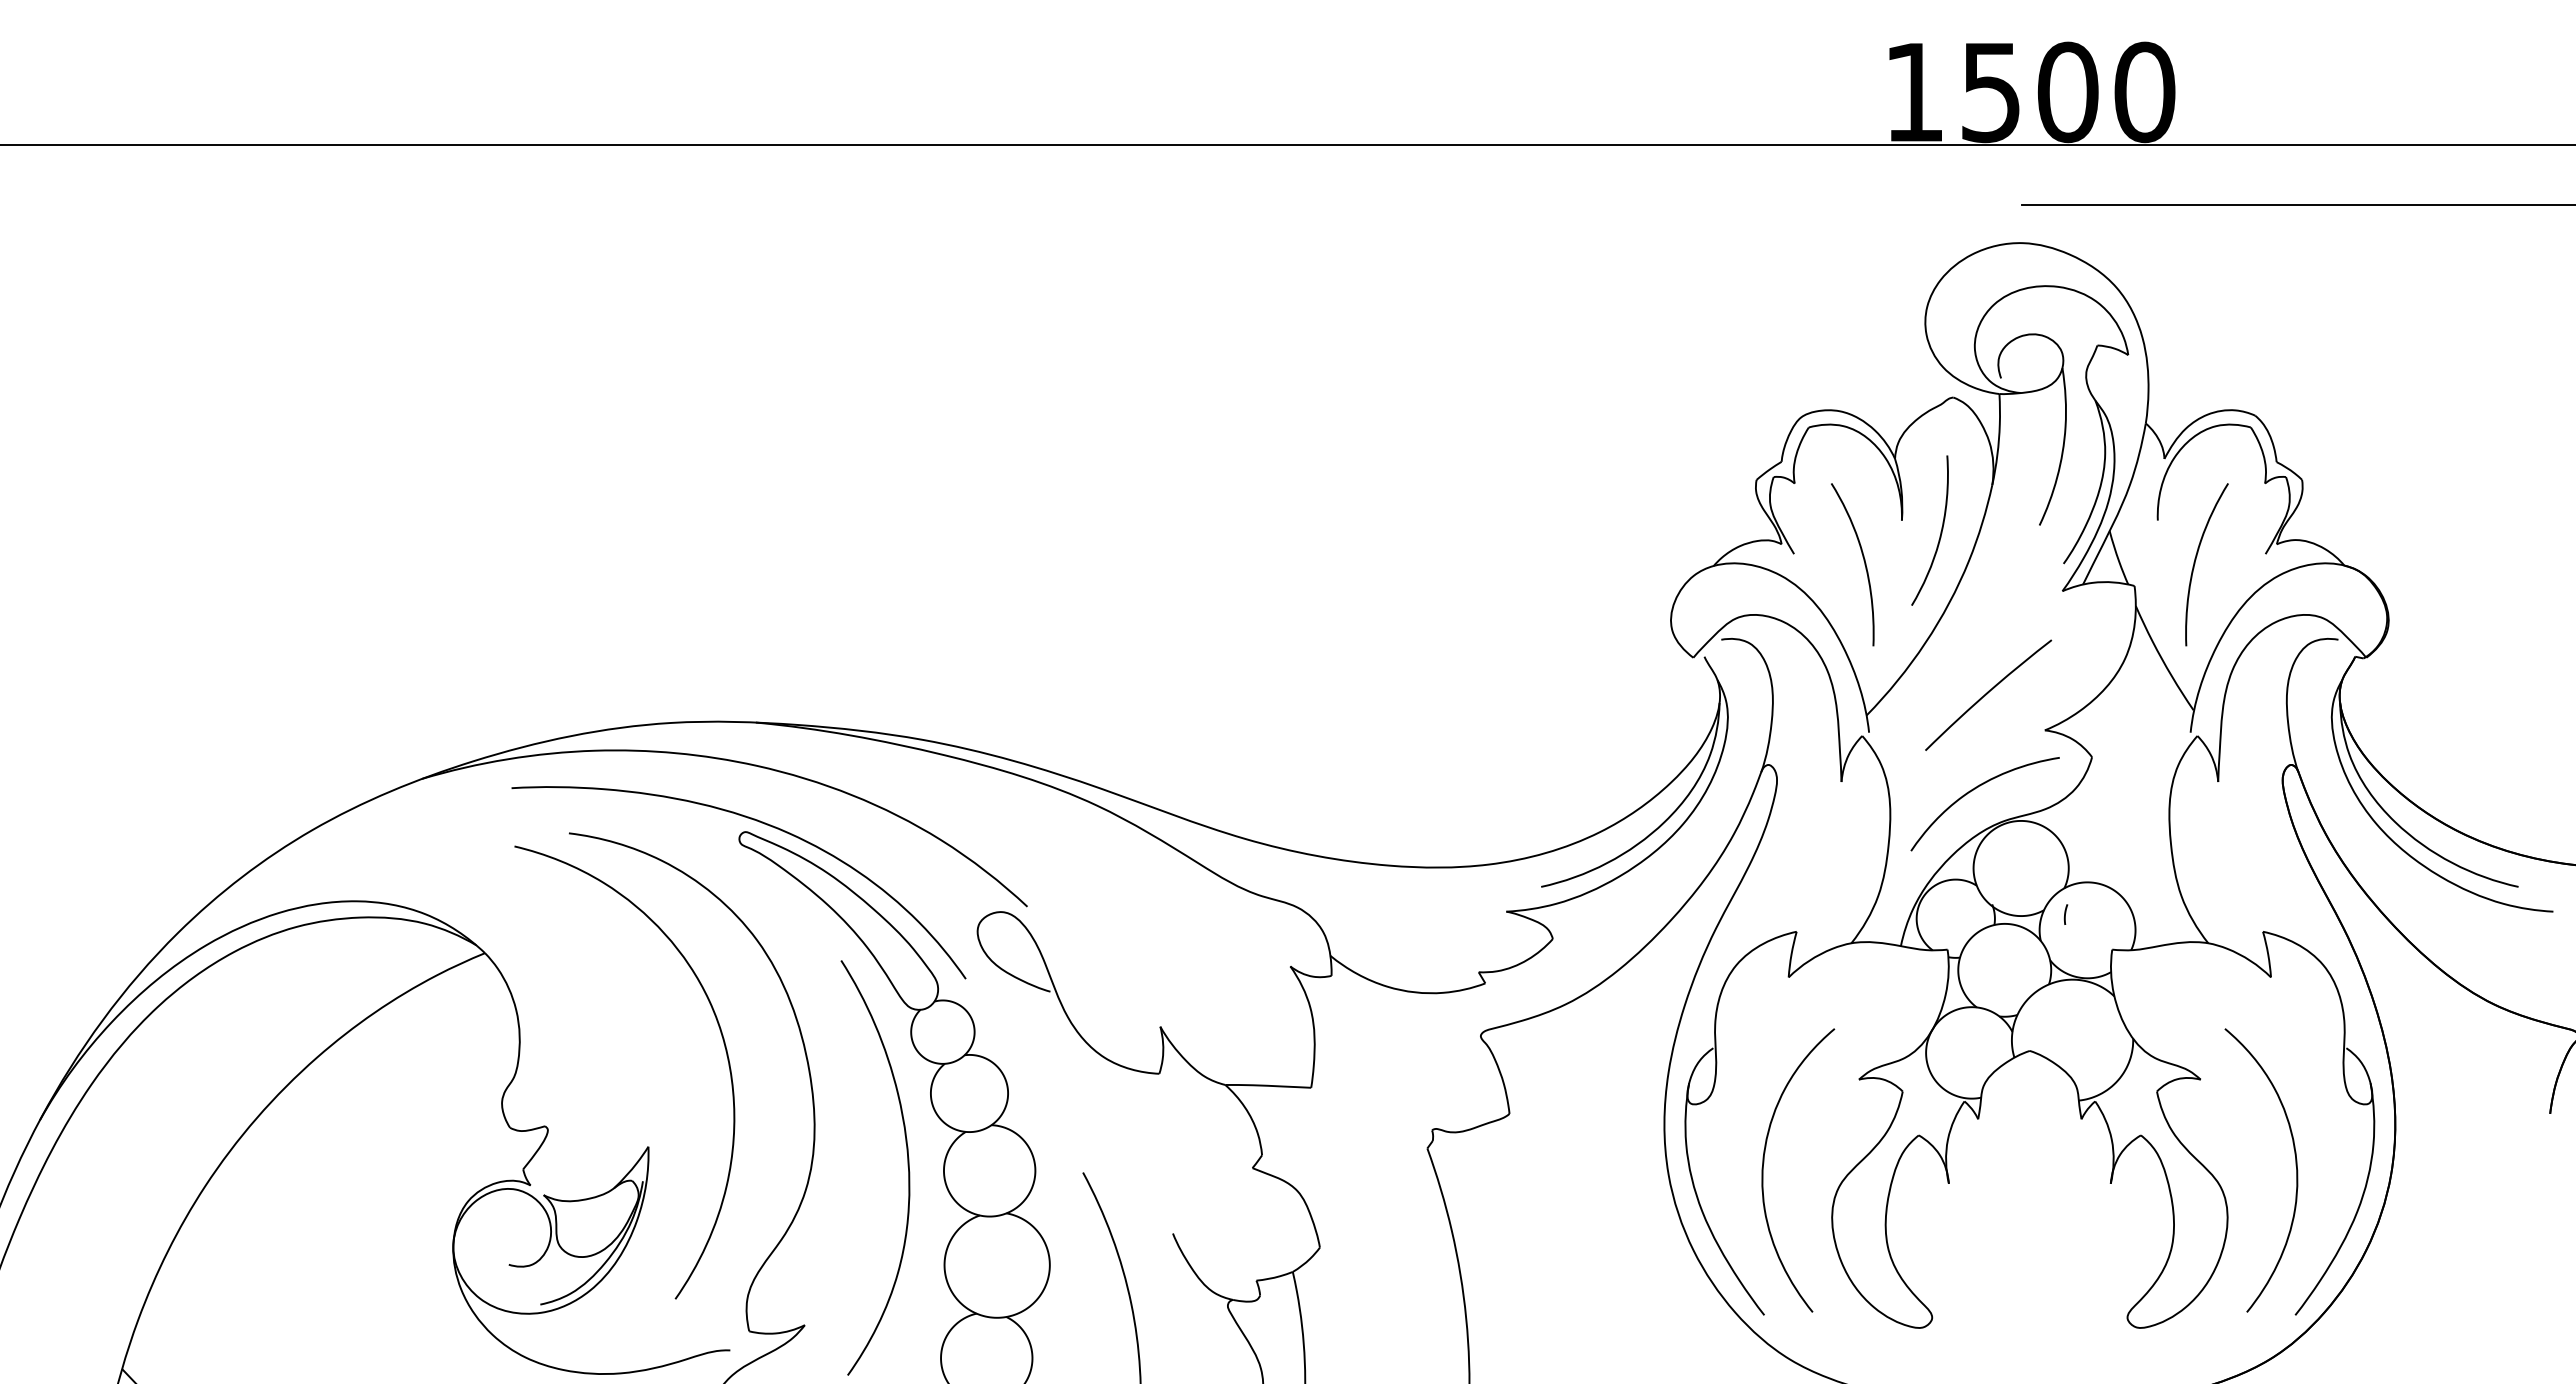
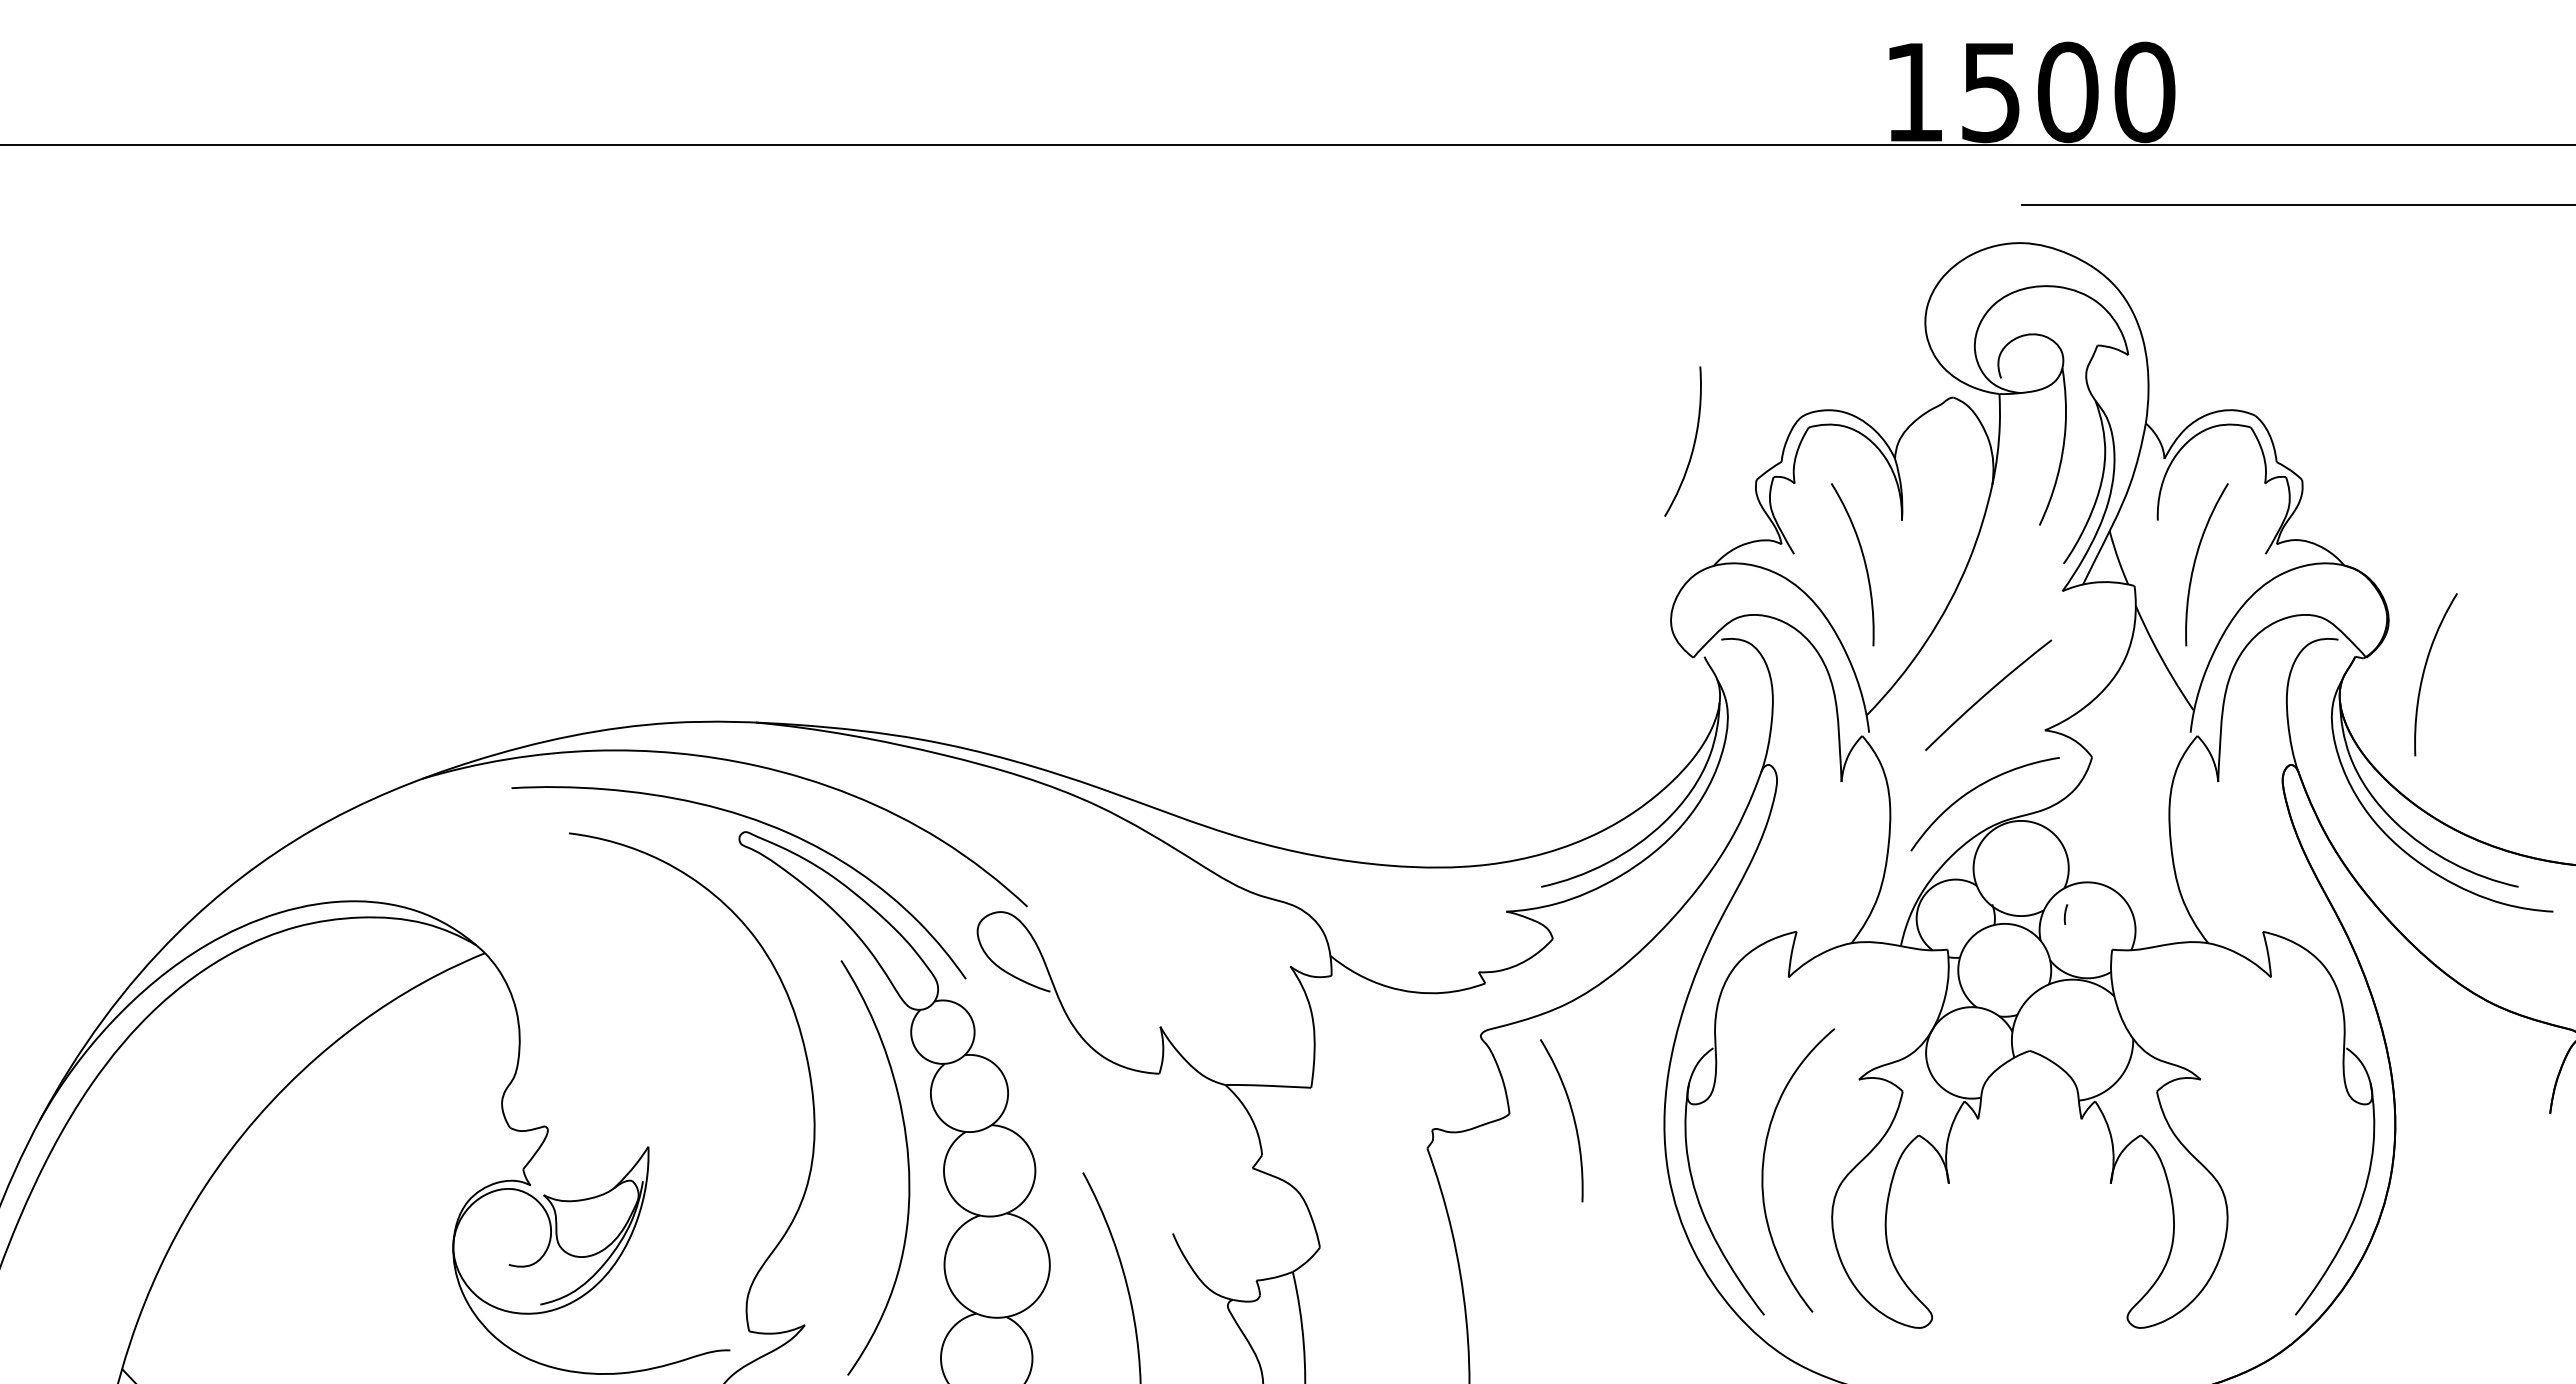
curve position: (1940, 531) -> (1693, 442) (1693, 442)
curve: none -> present (2424, 674)
curve: present -> none (724, 1047)
curve: none -> present (1572, 1116)
curve: present -> none (2295, 1165)
